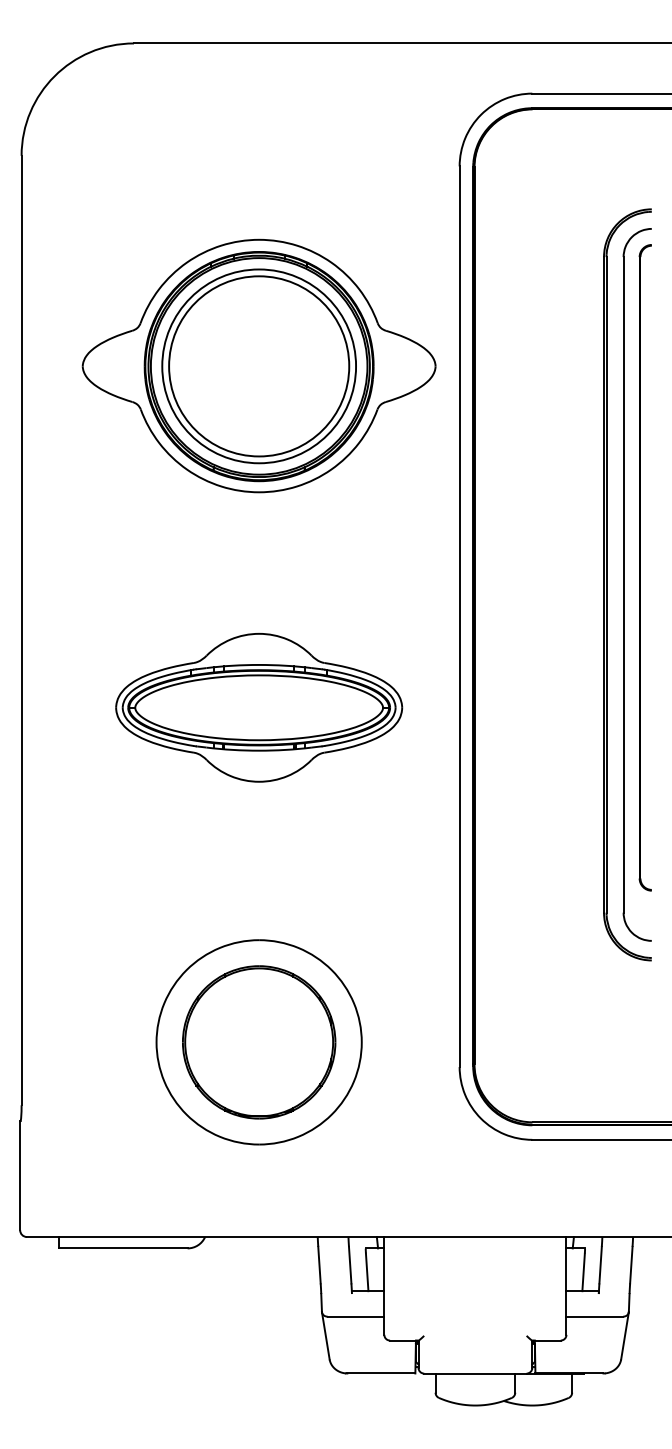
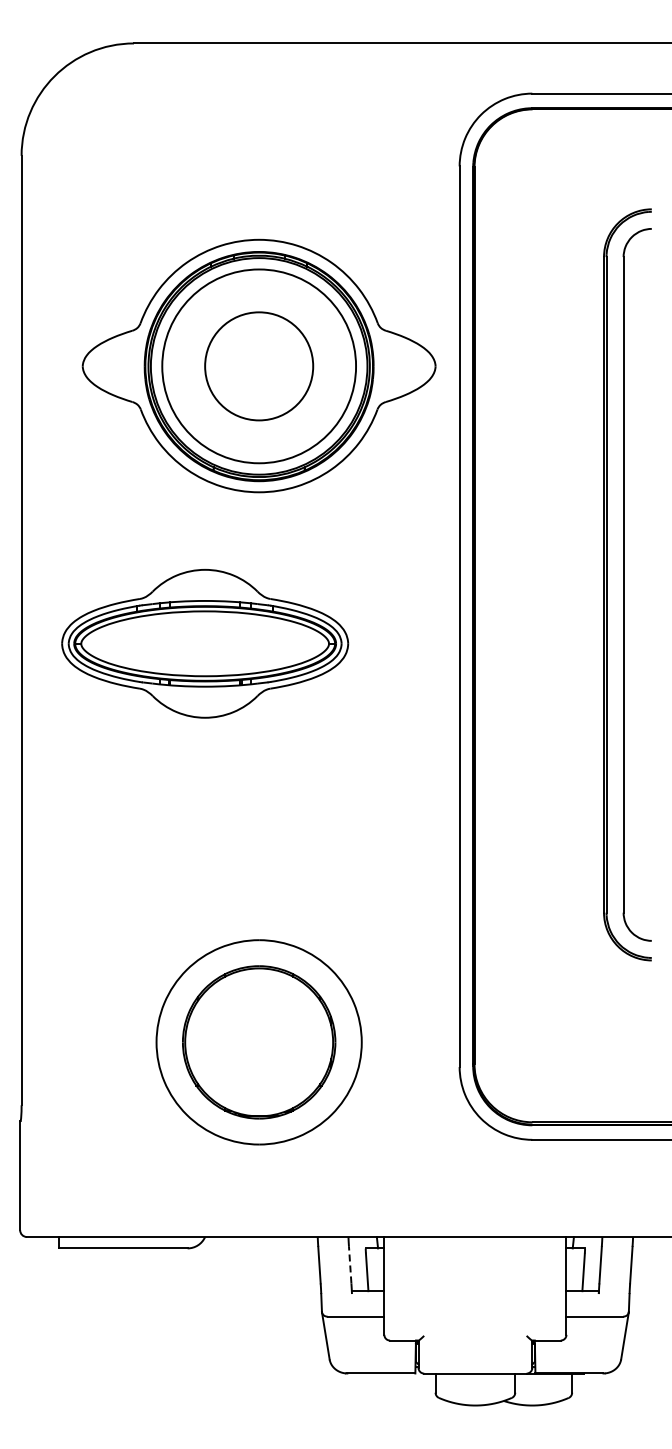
circle diameter: 180 px -> 108 px (259, 366)
part: present -> none (644, 567)
part position: (259, 707) -> (205, 643) (205, 643)
line: solid -> dashed (350, 1264)
